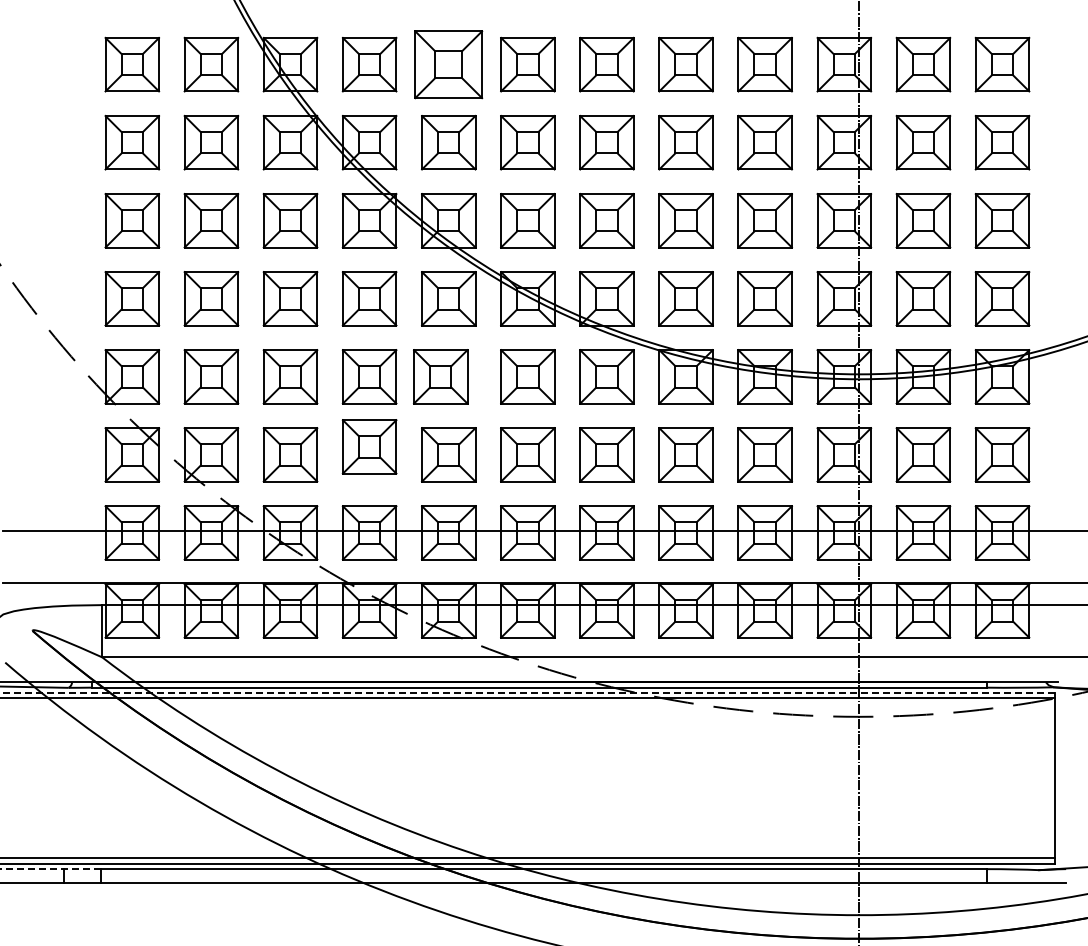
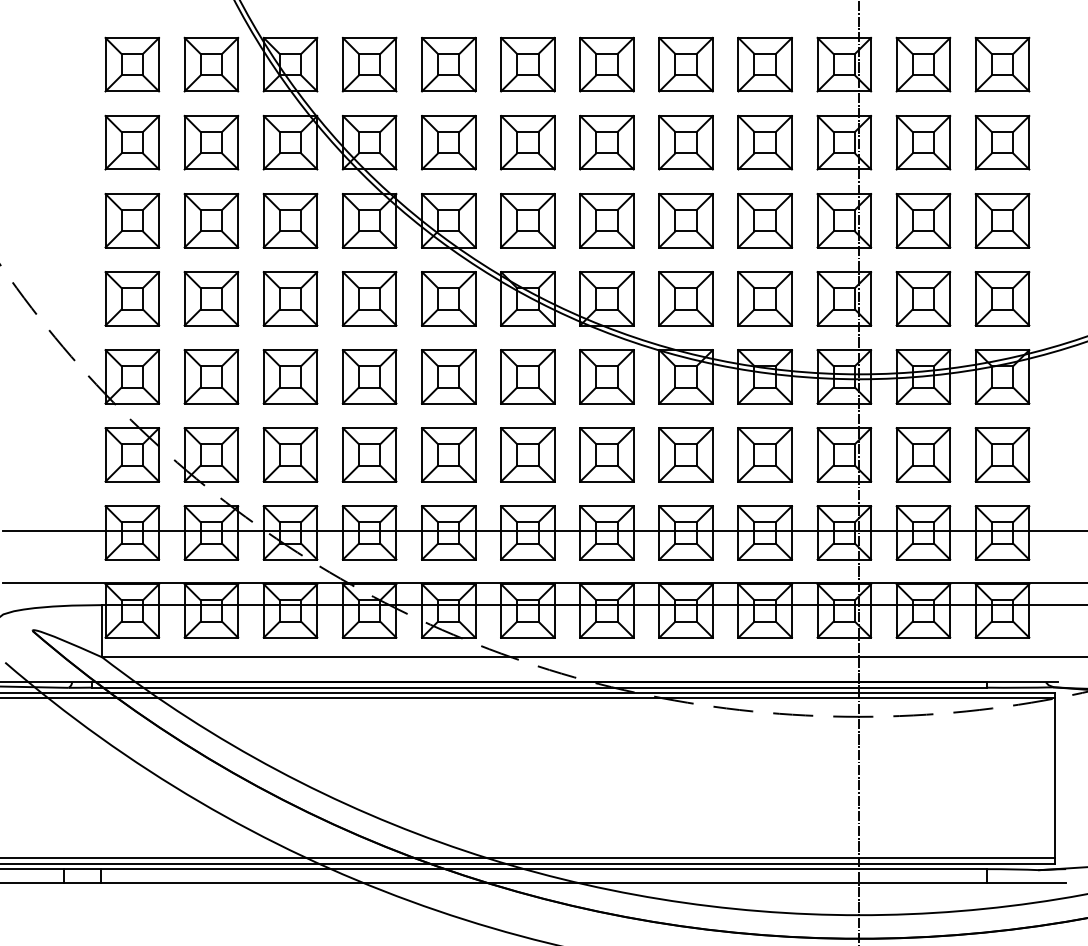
part size: 70x70 px -> 56x57 px (448, 64)
part position: (440, 376) -> (448, 376) (448, 376)
part position: (369, 446) -> (369, 454) (369, 454)
line: dashed -> solid (527, 692)
line: dashed -> solid (50, 869)
